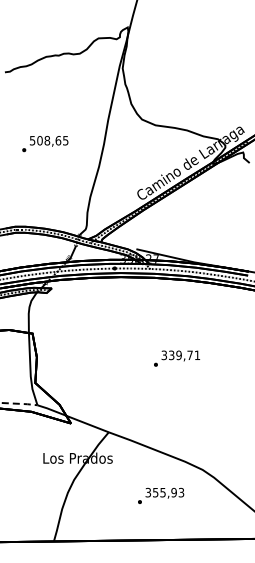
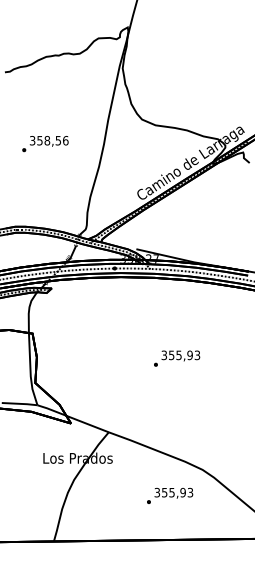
text: 508,65 -> 358,56 (49, 140)
text: 339,71 -> 355,93 (184, 355)
line: dashed -> solid (20, 403)
text position: (161, 495) -> (170, 495) (170, 495)
